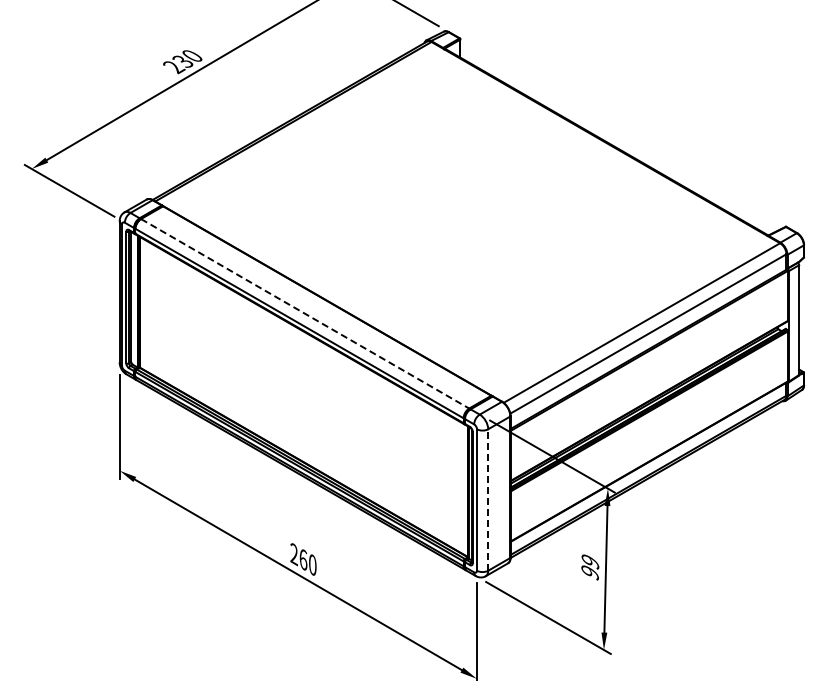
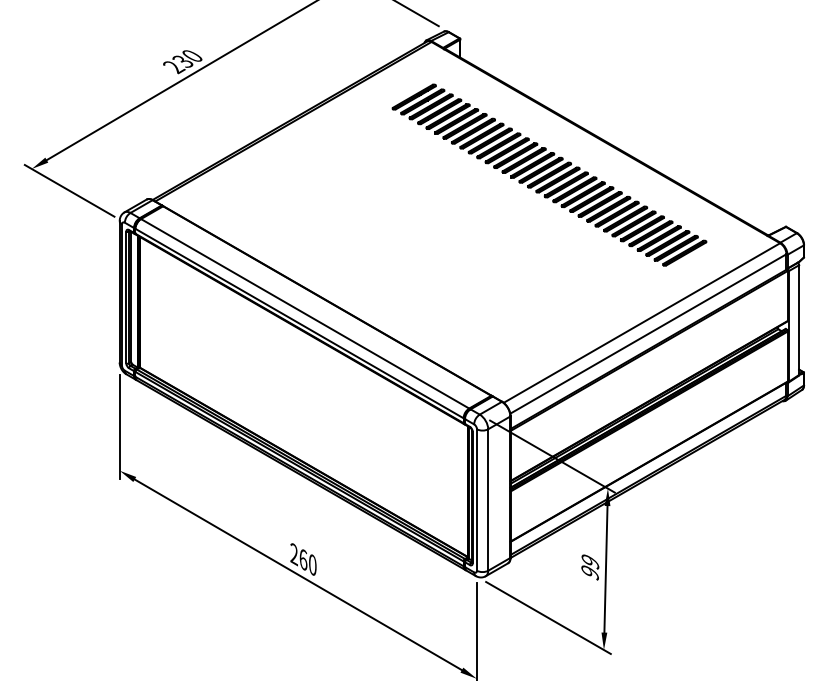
part: none -> present (549, 174)
line: dashed -> solid (305, 314)
line: dashed -> solid (488, 500)
